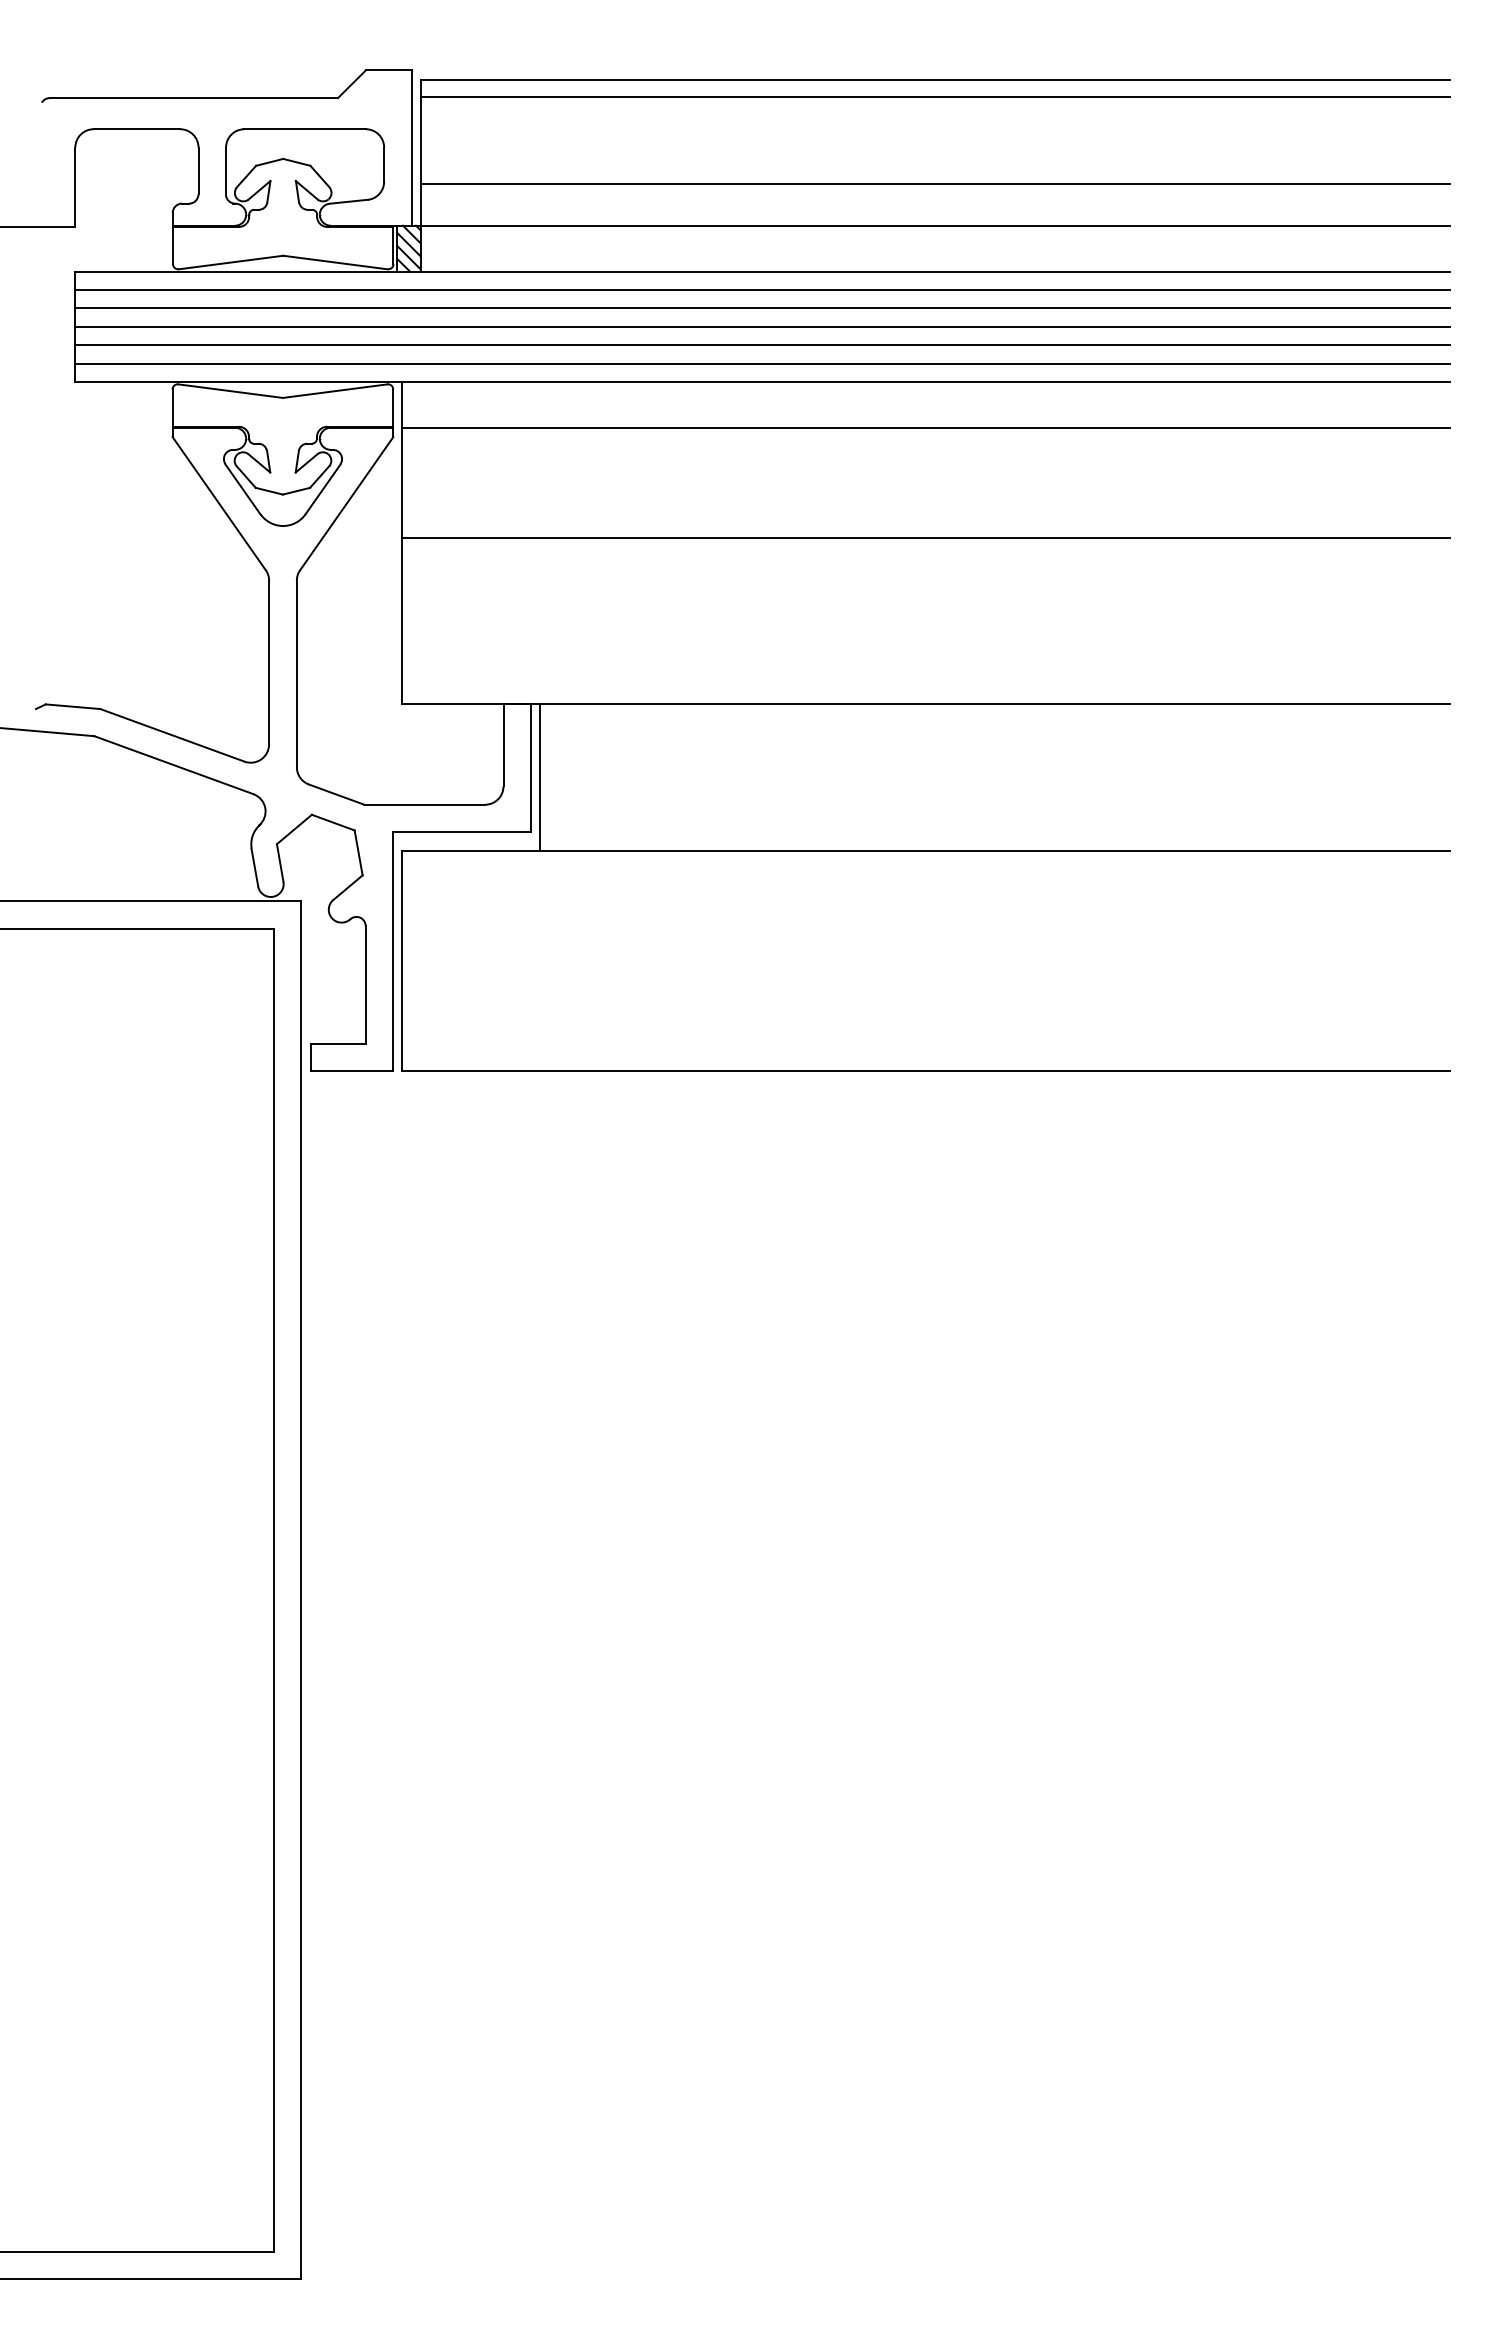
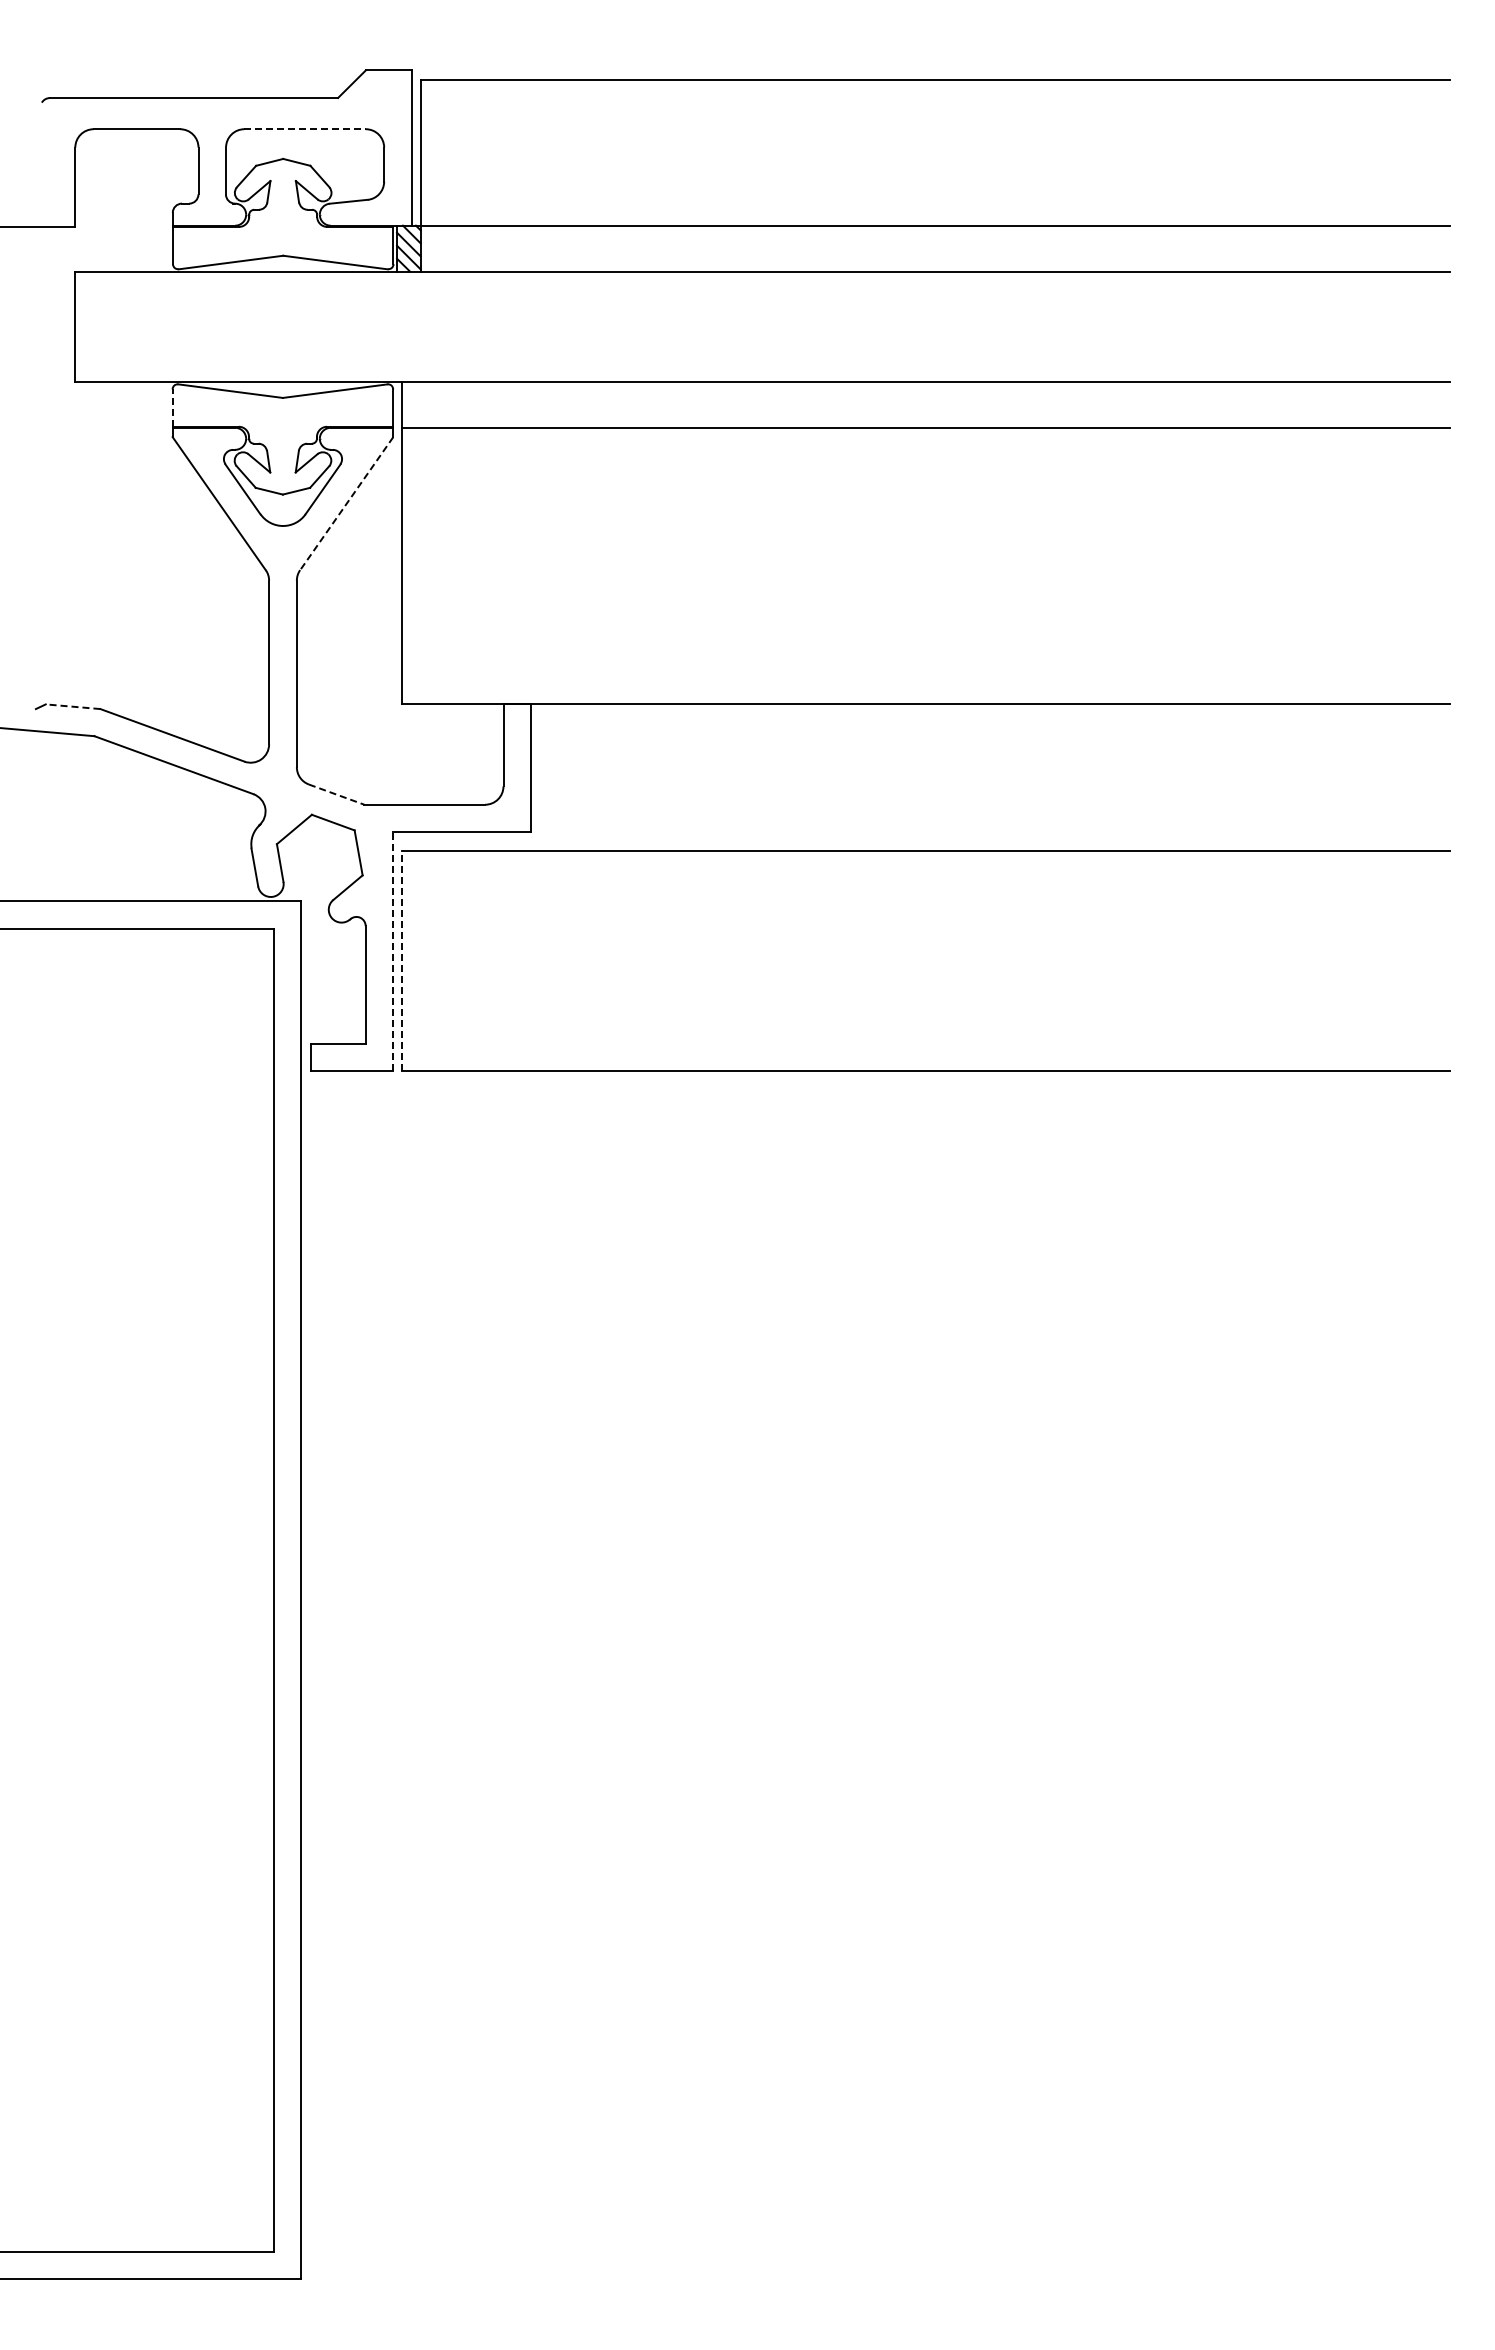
line: present -> none (935, 97)
line: solid -> dashed (305, 129)
line: present -> none (935, 184)
line: present -> none (762, 289)
line: present -> none (762, 308)
line: present -> none (762, 326)
line: present -> none (762, 345)
line: present -> none (762, 363)
line: solid -> dashed (172, 408)
line: solid -> dashed (346, 504)
line: present -> none (926, 538)
line: solid -> dashed (72, 706)
line: present -> none (540, 776)
line: solid -> dashed (336, 794)
line: solid -> dashed (393, 951)
line: solid -> dashed (402, 960)
